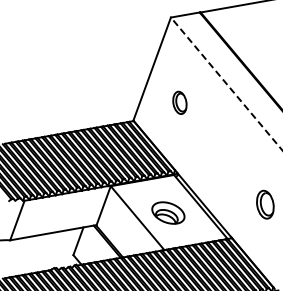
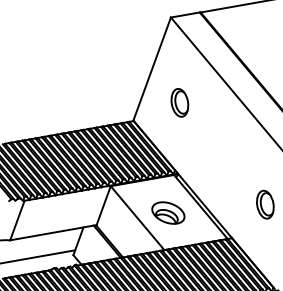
line: dashed -> solid (226, 84)
part size: 16x25 px -> 20x30 px (179, 102)
line: none -> present (38, 256)
